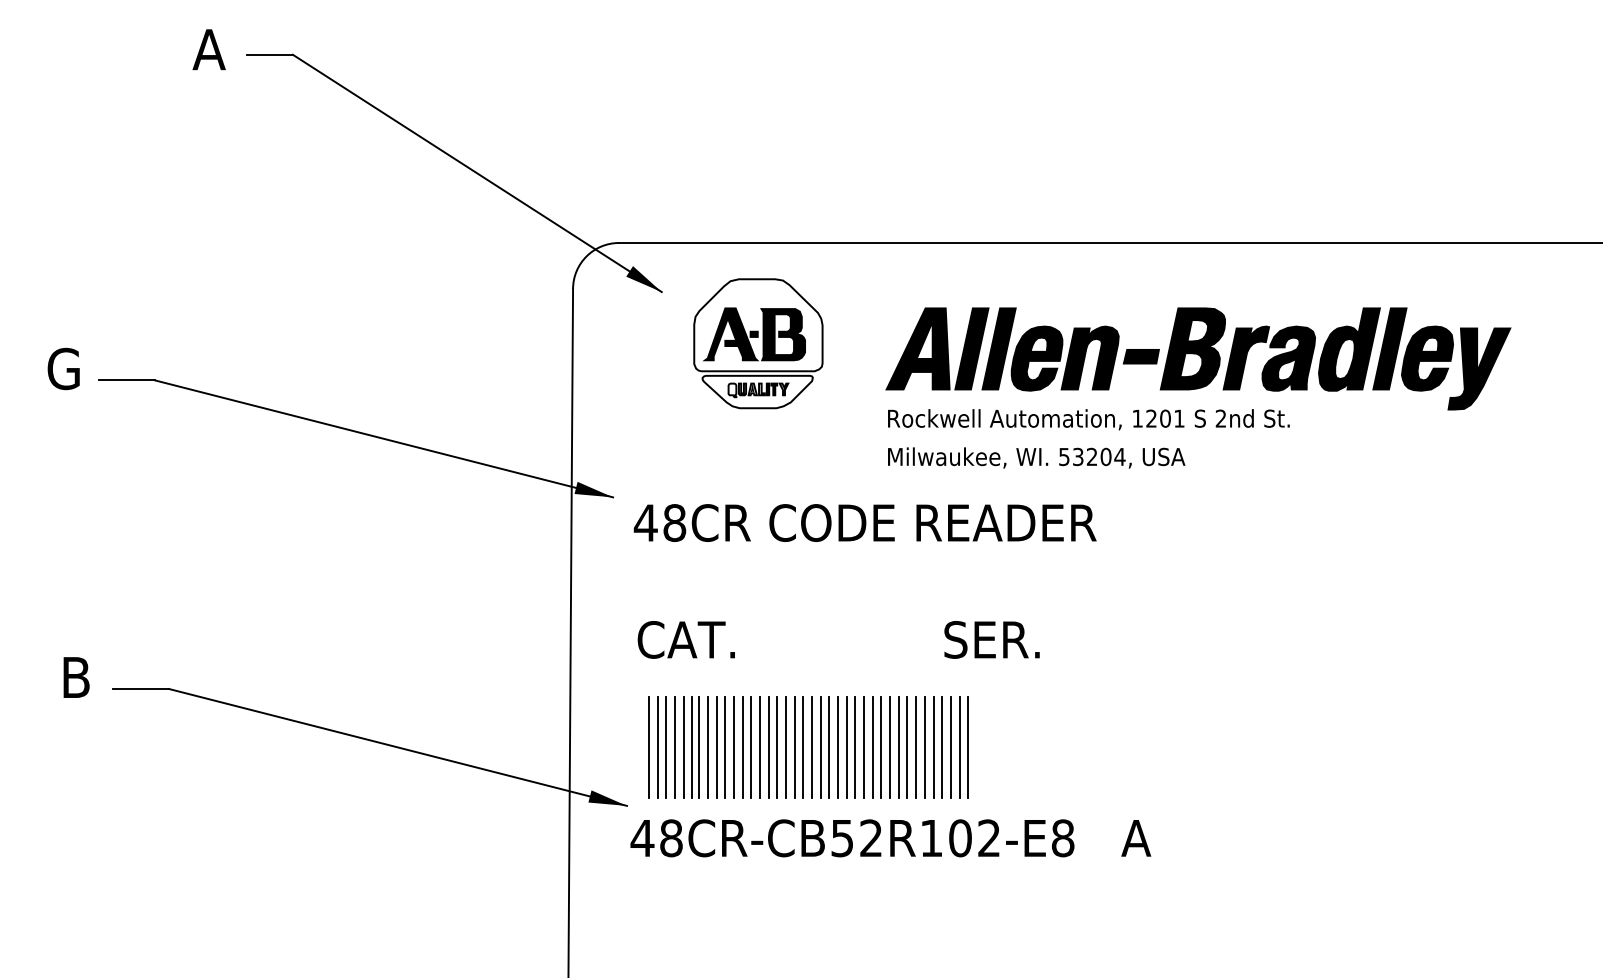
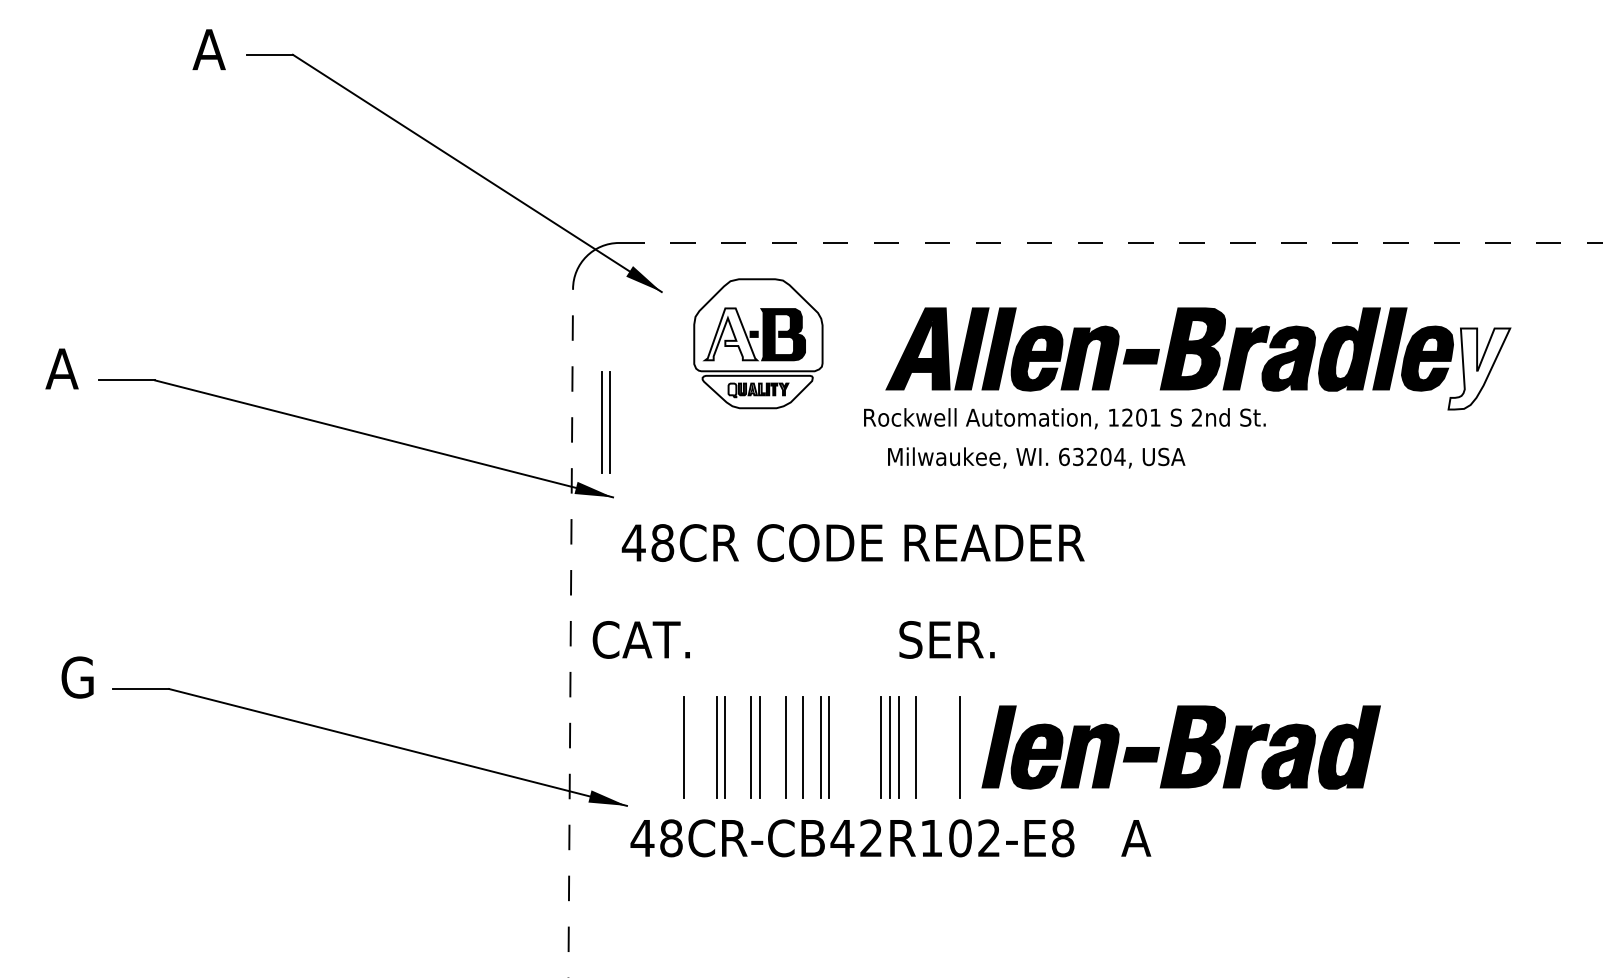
line: solid -> dashed (1110, 242)
fill: present -> none (731, 334)
text: G -> A (62, 368)
fill: present -> none (1479, 368)
text position: (1088, 419) -> (1064, 418) (1064, 418)
part: none -> present (605, 422)
text: 53204, -> 63204, (1064, 456)
text position: (864, 522) -> (852, 542) (852, 542)
line: solid -> dashed (570, 632)
text position: (838, 639) -> (793, 639) (793, 639)
text: B -> G (77, 677)
line: present -> none (648, 746)
line: present -> none (657, 746)
line: present -> none (666, 746)
line: present -> none (674, 746)
line: present -> none (692, 746)
line: present -> none (699, 746)
line: present -> none (708, 746)
line: present -> none (734, 746)
line: present -> none (742, 746)
line: present -> none (768, 746)
line: present -> none (777, 746)
line: present -> none (794, 746)
line: present -> none (812, 746)
line: present -> none (837, 746)
line: present -> none (846, 746)
line: present -> none (855, 746)
line: present -> none (863, 746)
line: present -> none (872, 746)
line: present -> none (907, 746)
line: present -> none (925, 746)
line: present -> none (933, 746)
line: present -> none (942, 746)
line: present -> none (968, 746)
line: present -> none (950, 747)
part: none -> present (1180, 747)
text: 48CR-CB52R102-E8 -> 48CR-CB42R102-E8 (842, 838)
